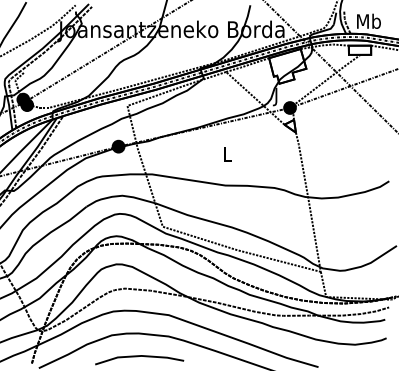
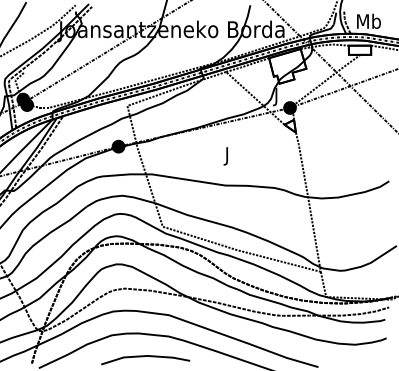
text: L -> J (227, 156)
line position: (137, 357) -> (143, 357) (143, 357)
